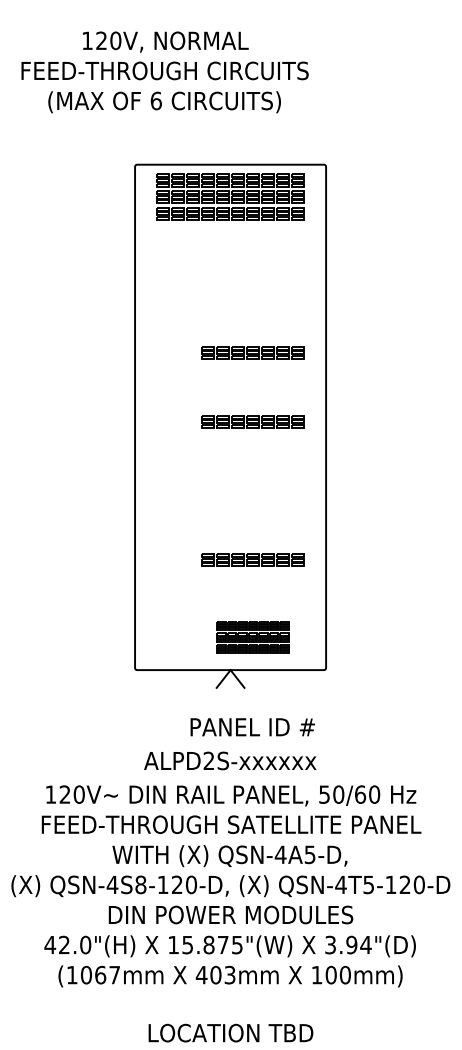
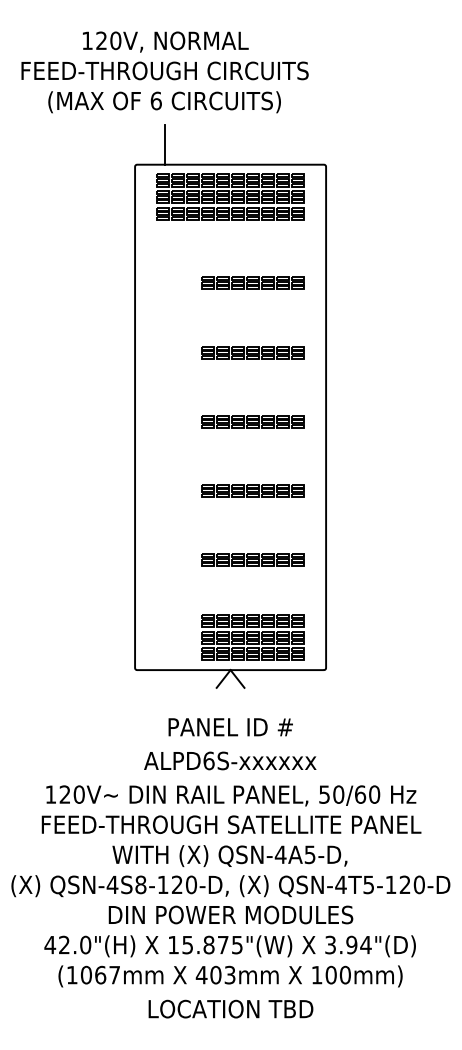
line: none -> present (164, 144)
part: none -> present (252, 282)
part: none -> present (252, 490)
part size: 74x33 px -> 104x47 px (252, 637)
text position: (252, 727) -> (230, 727) (230, 727)
text: ALPD2S-xxxxxx -> ALPD6S-xxxxxx (208, 760)
text position: (230, 1032) -> (230, 1008) (230, 1008)
